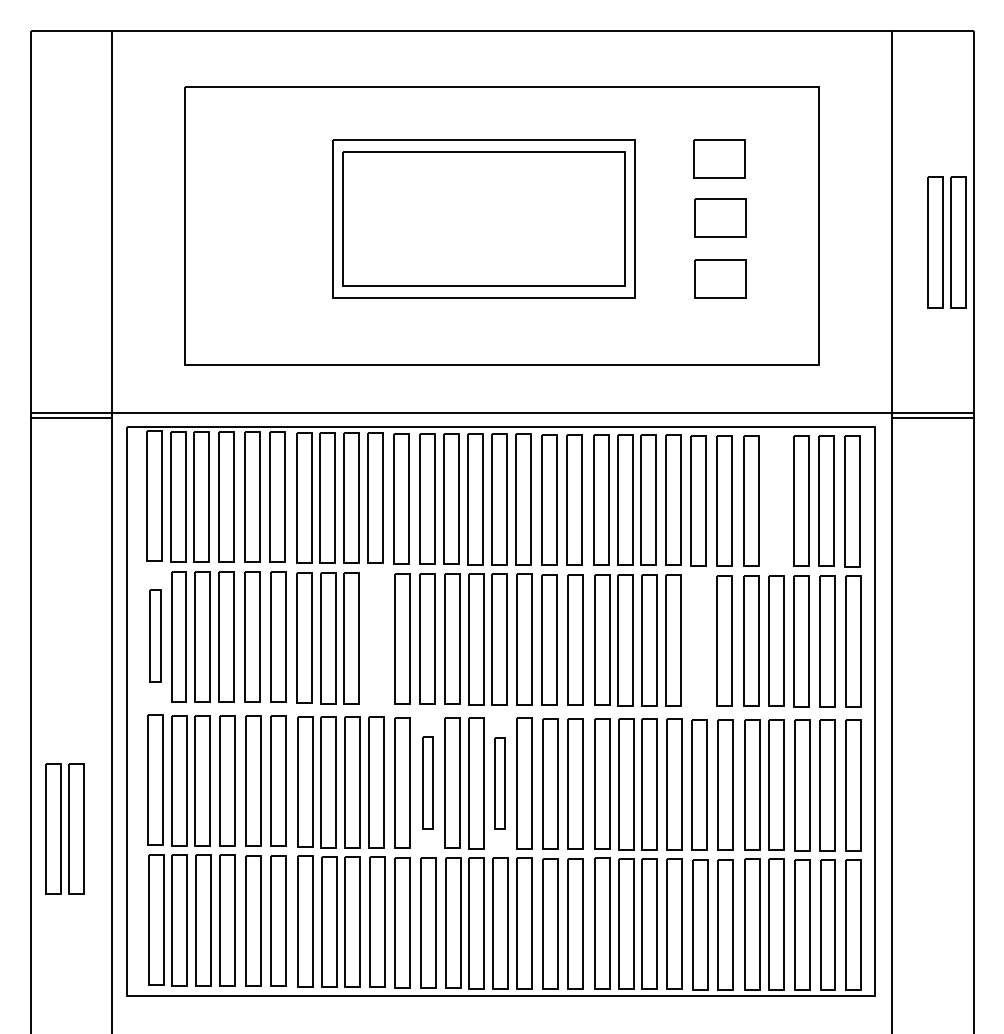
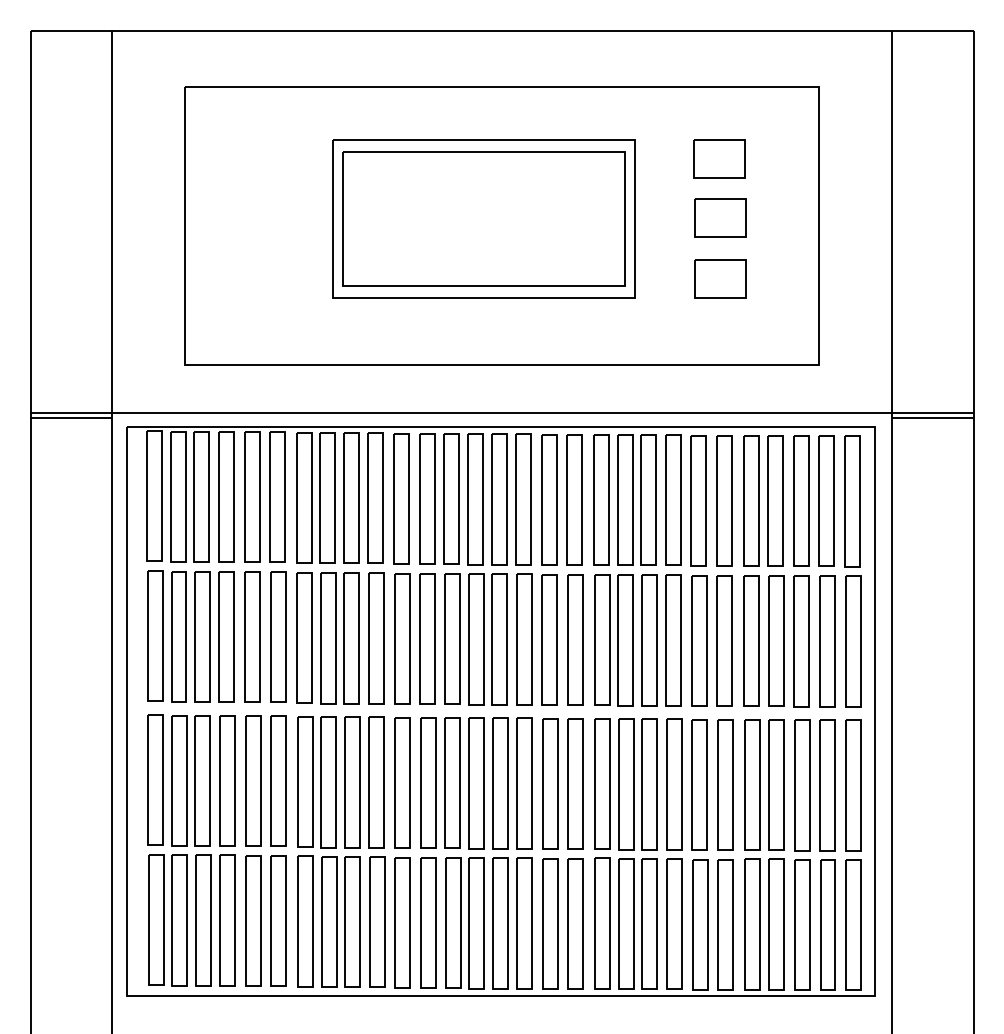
part: present -> none (946, 242)
part: none -> present (775, 500)
part size: 13x94 px -> 17x132 px (155, 635)
part: none -> present (376, 638)
part: none -> present (699, 640)
part size: 12x94 px -> 17x132 px (428, 782)
part size: 12x93 px -> 17x133 px (500, 783)
part: present -> none (64, 828)
